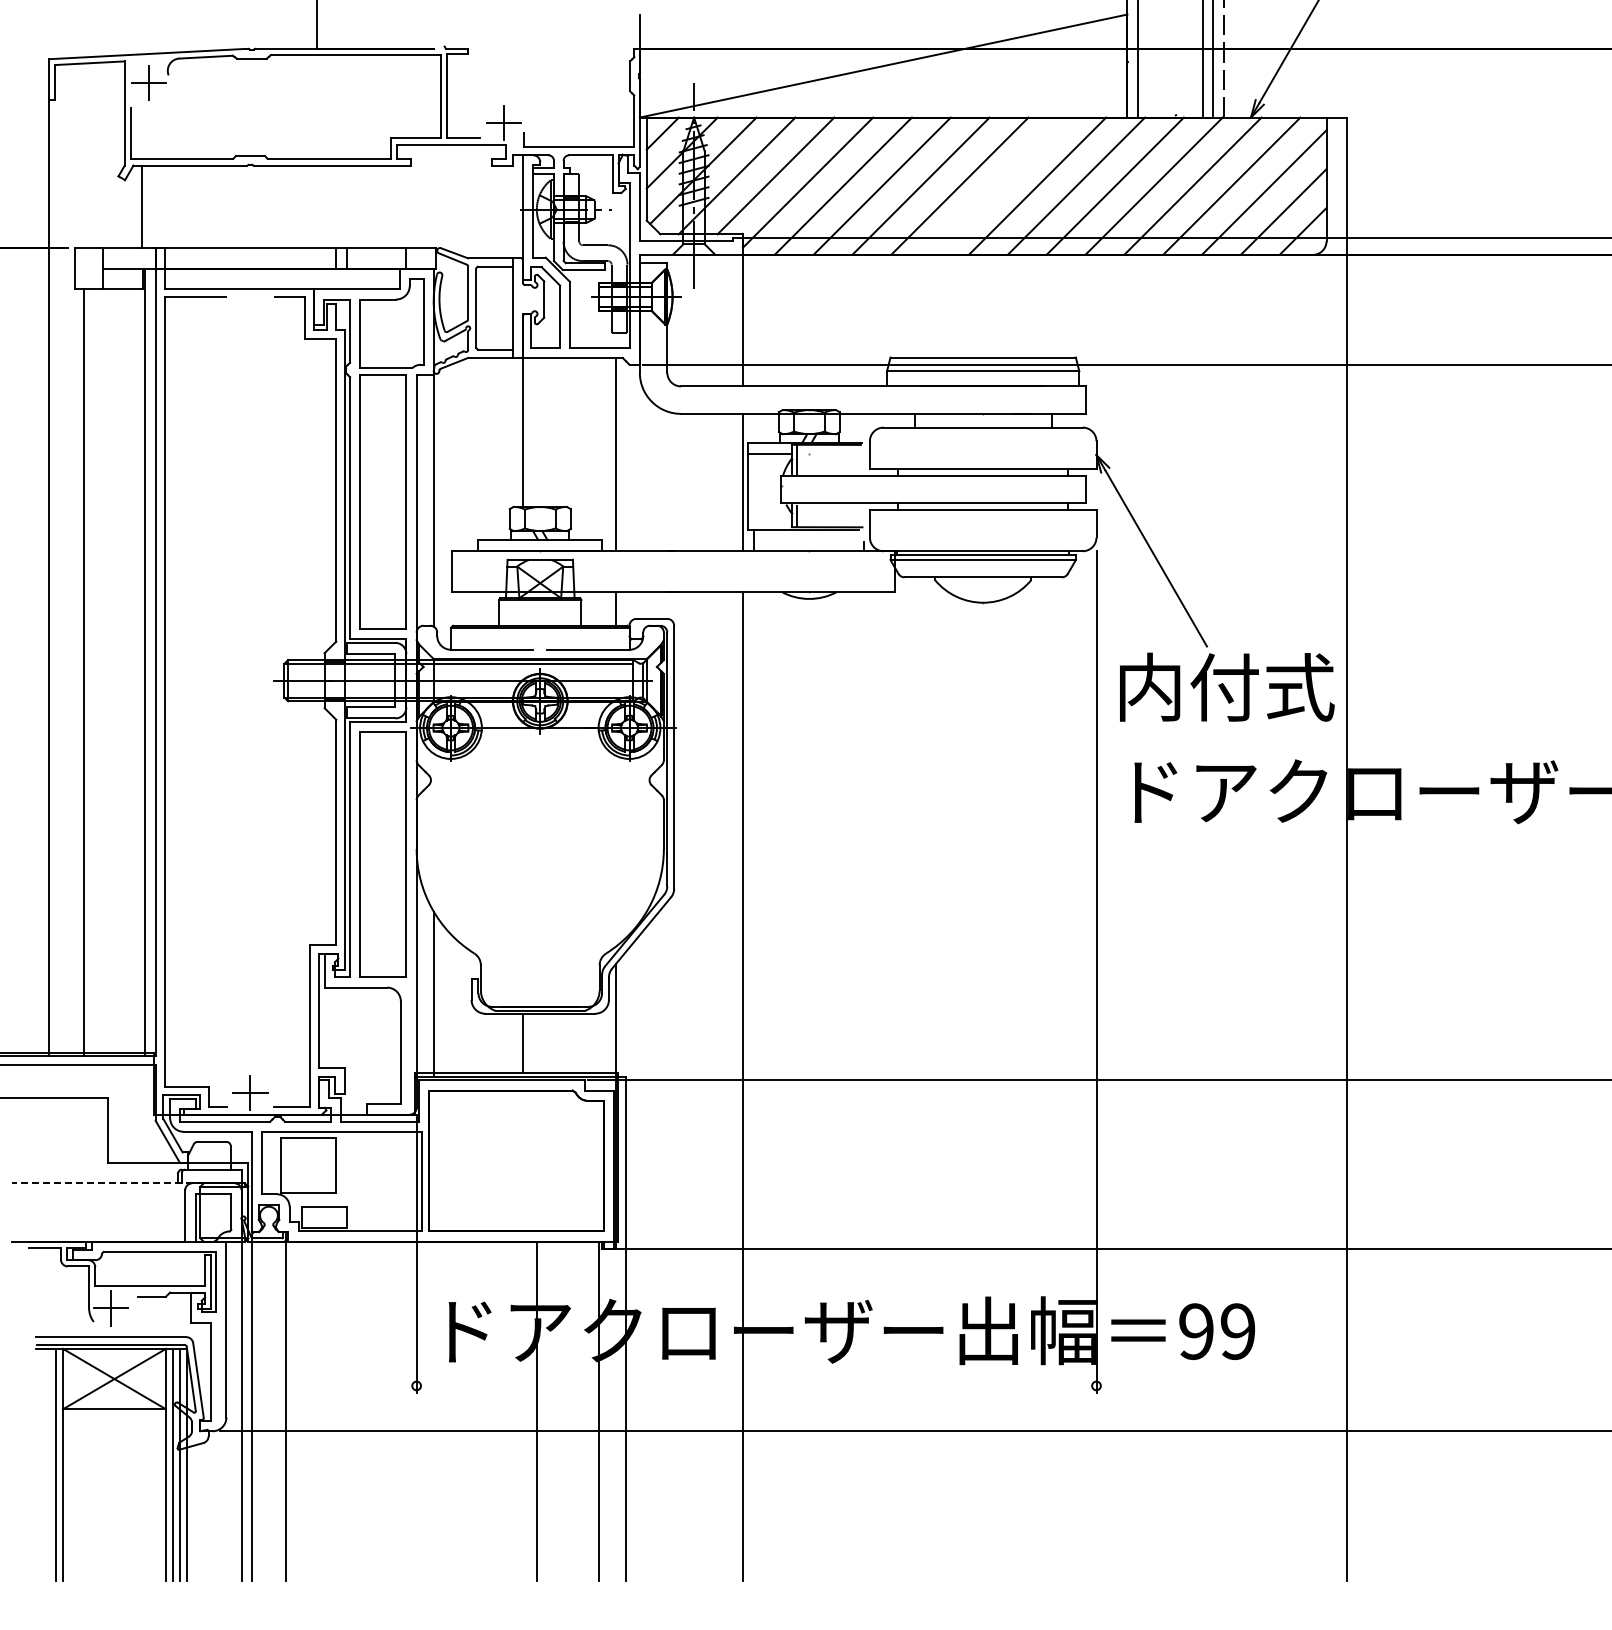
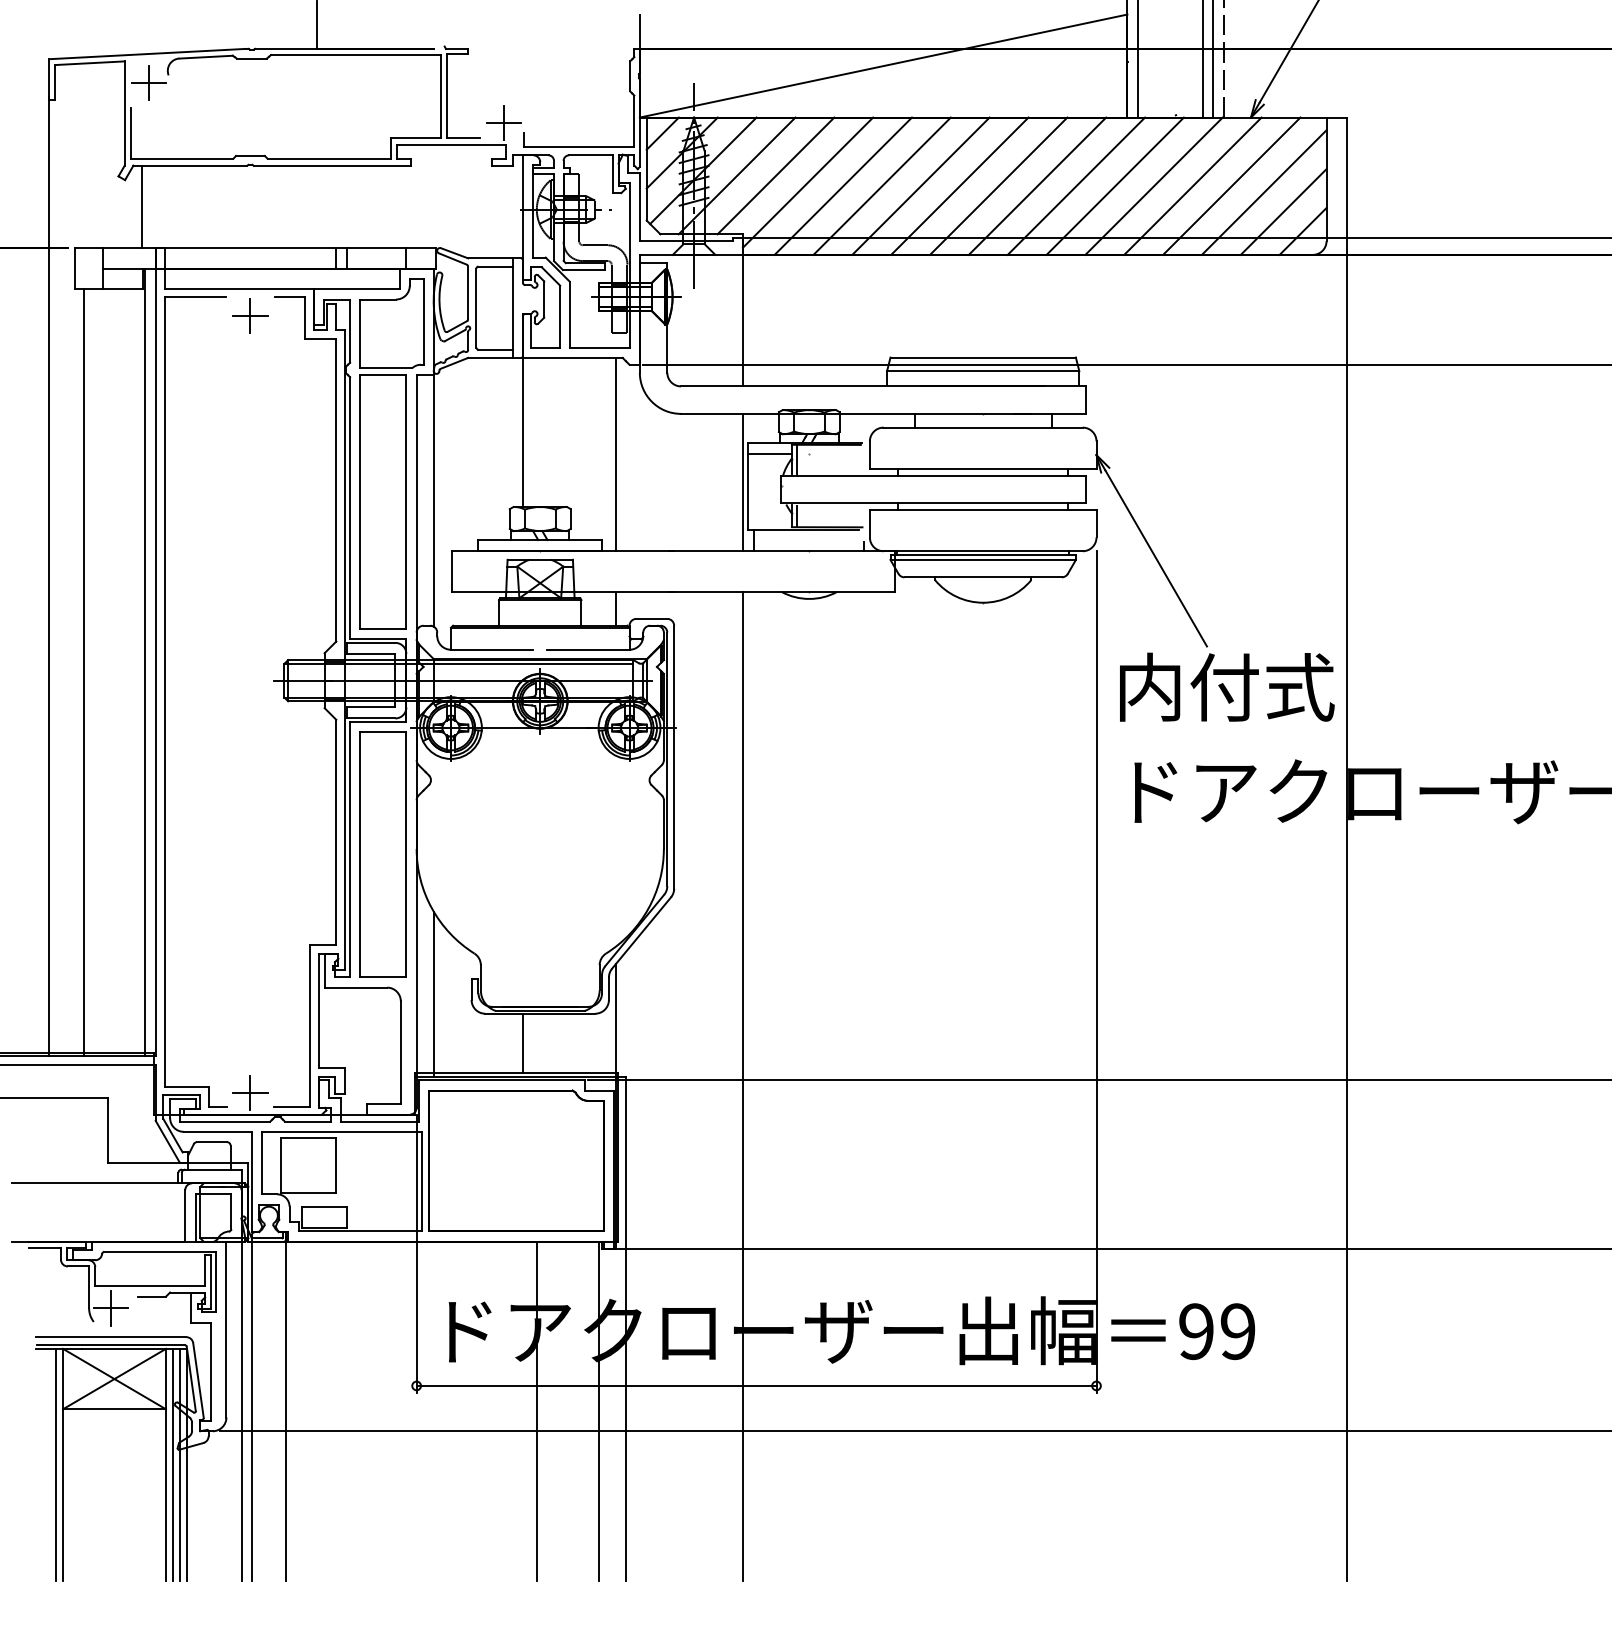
line: none -> present (998, 185)
part: none -> present (250, 315)
line: dashed -> solid (107, 1183)
line: none -> present (756, 1385)
